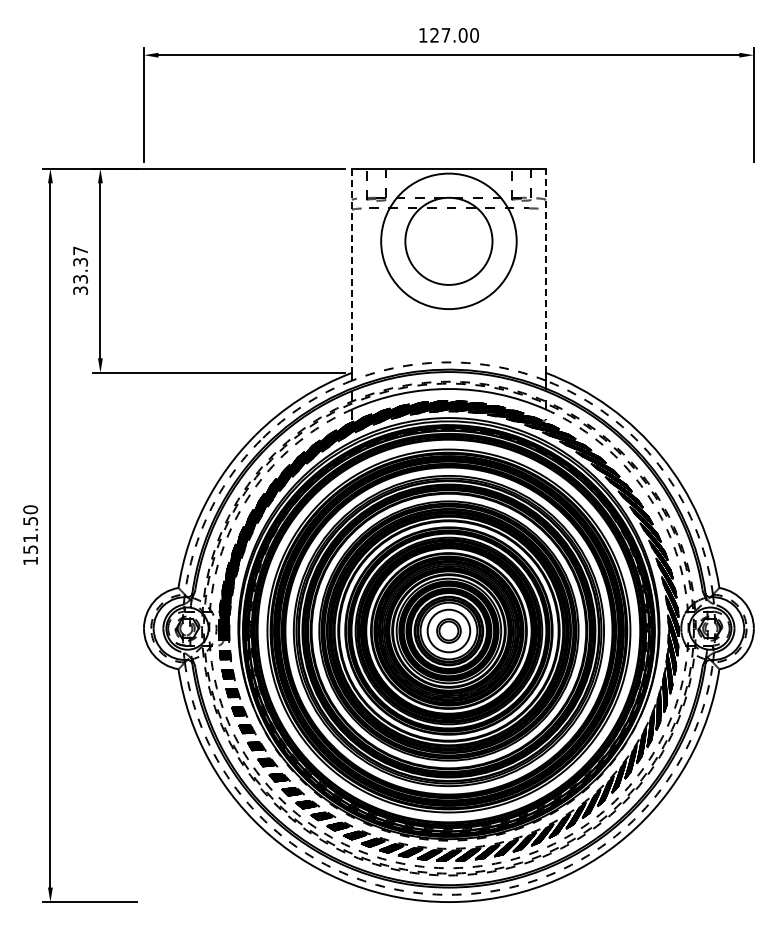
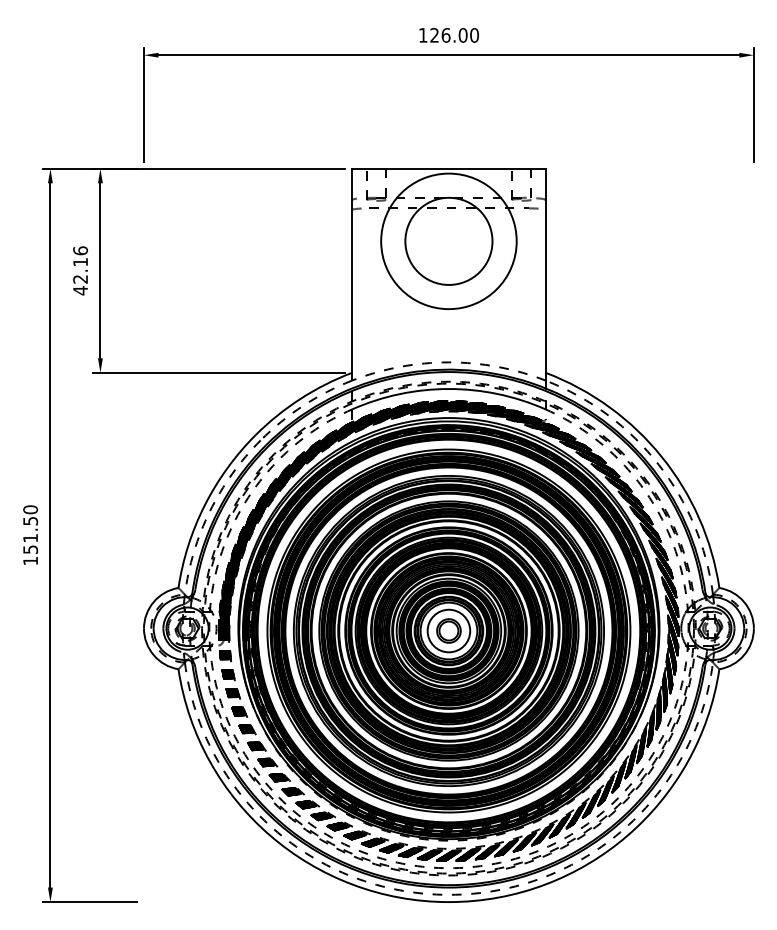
text: 127.00 -> 126.00 (445, 35)
text: 33.37 -> 42.16 (80, 270)
line: dashed -> solid (545, 270)
line: dashed -> solid (352, 271)
